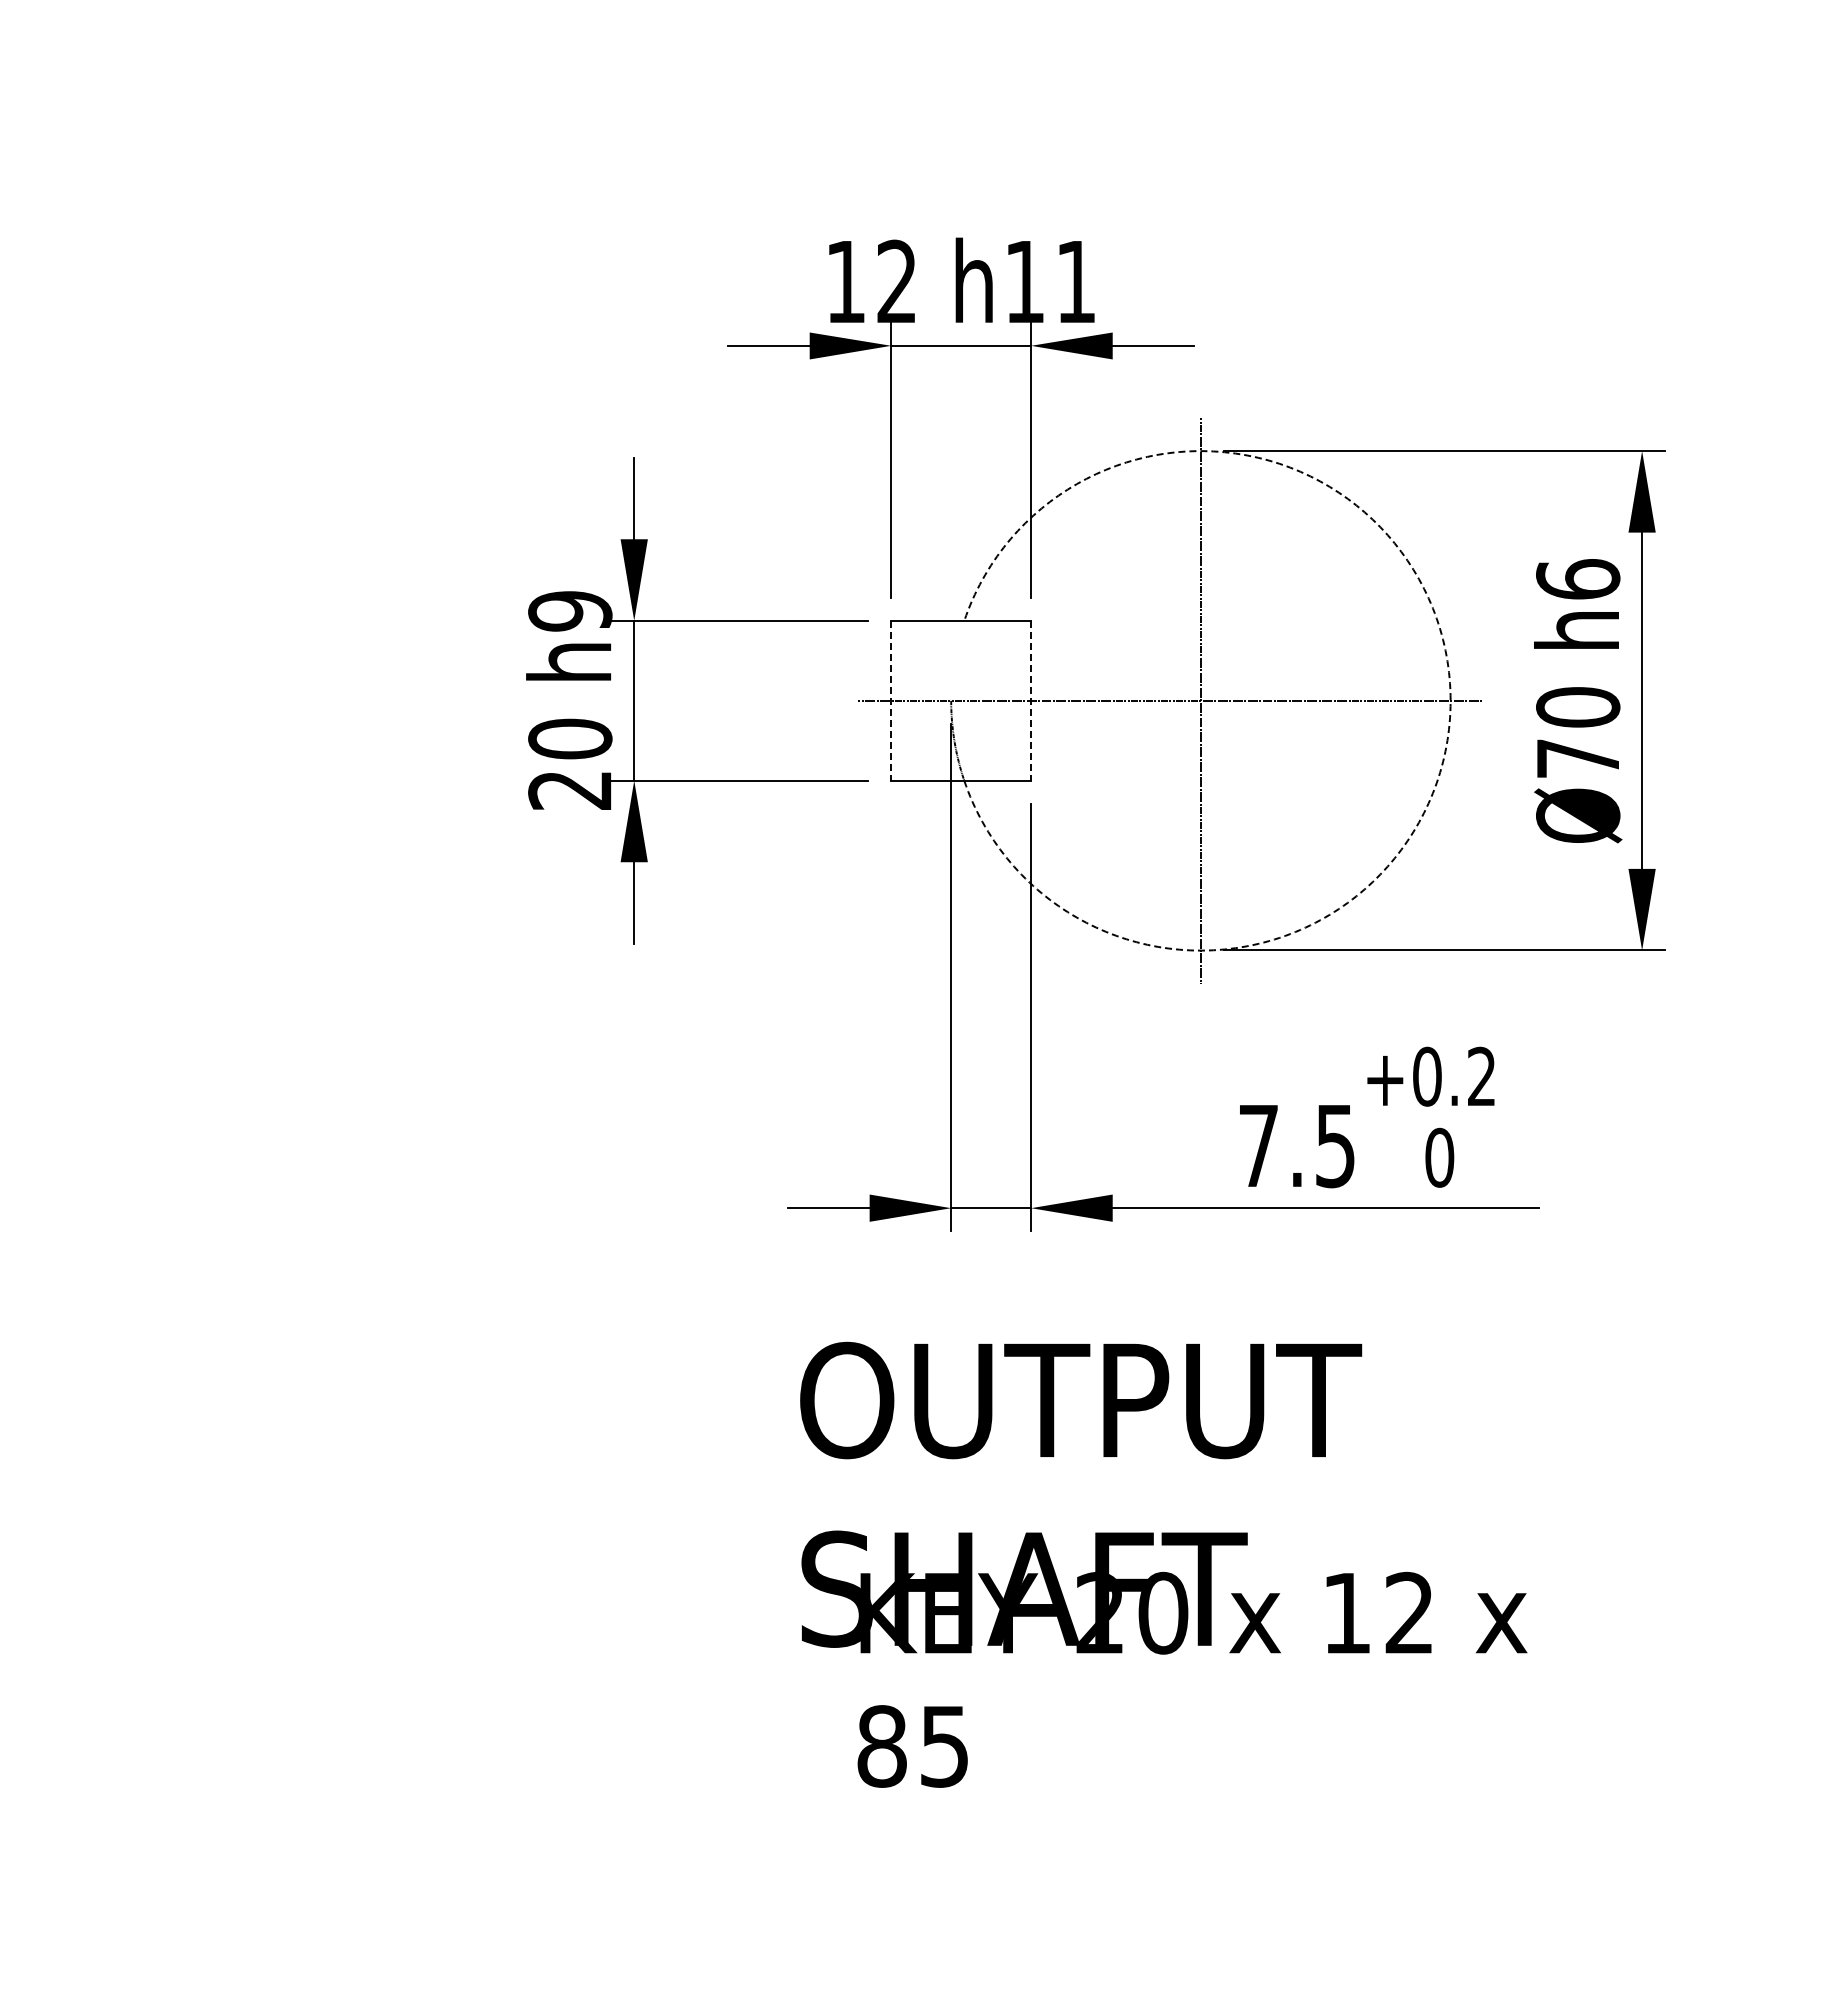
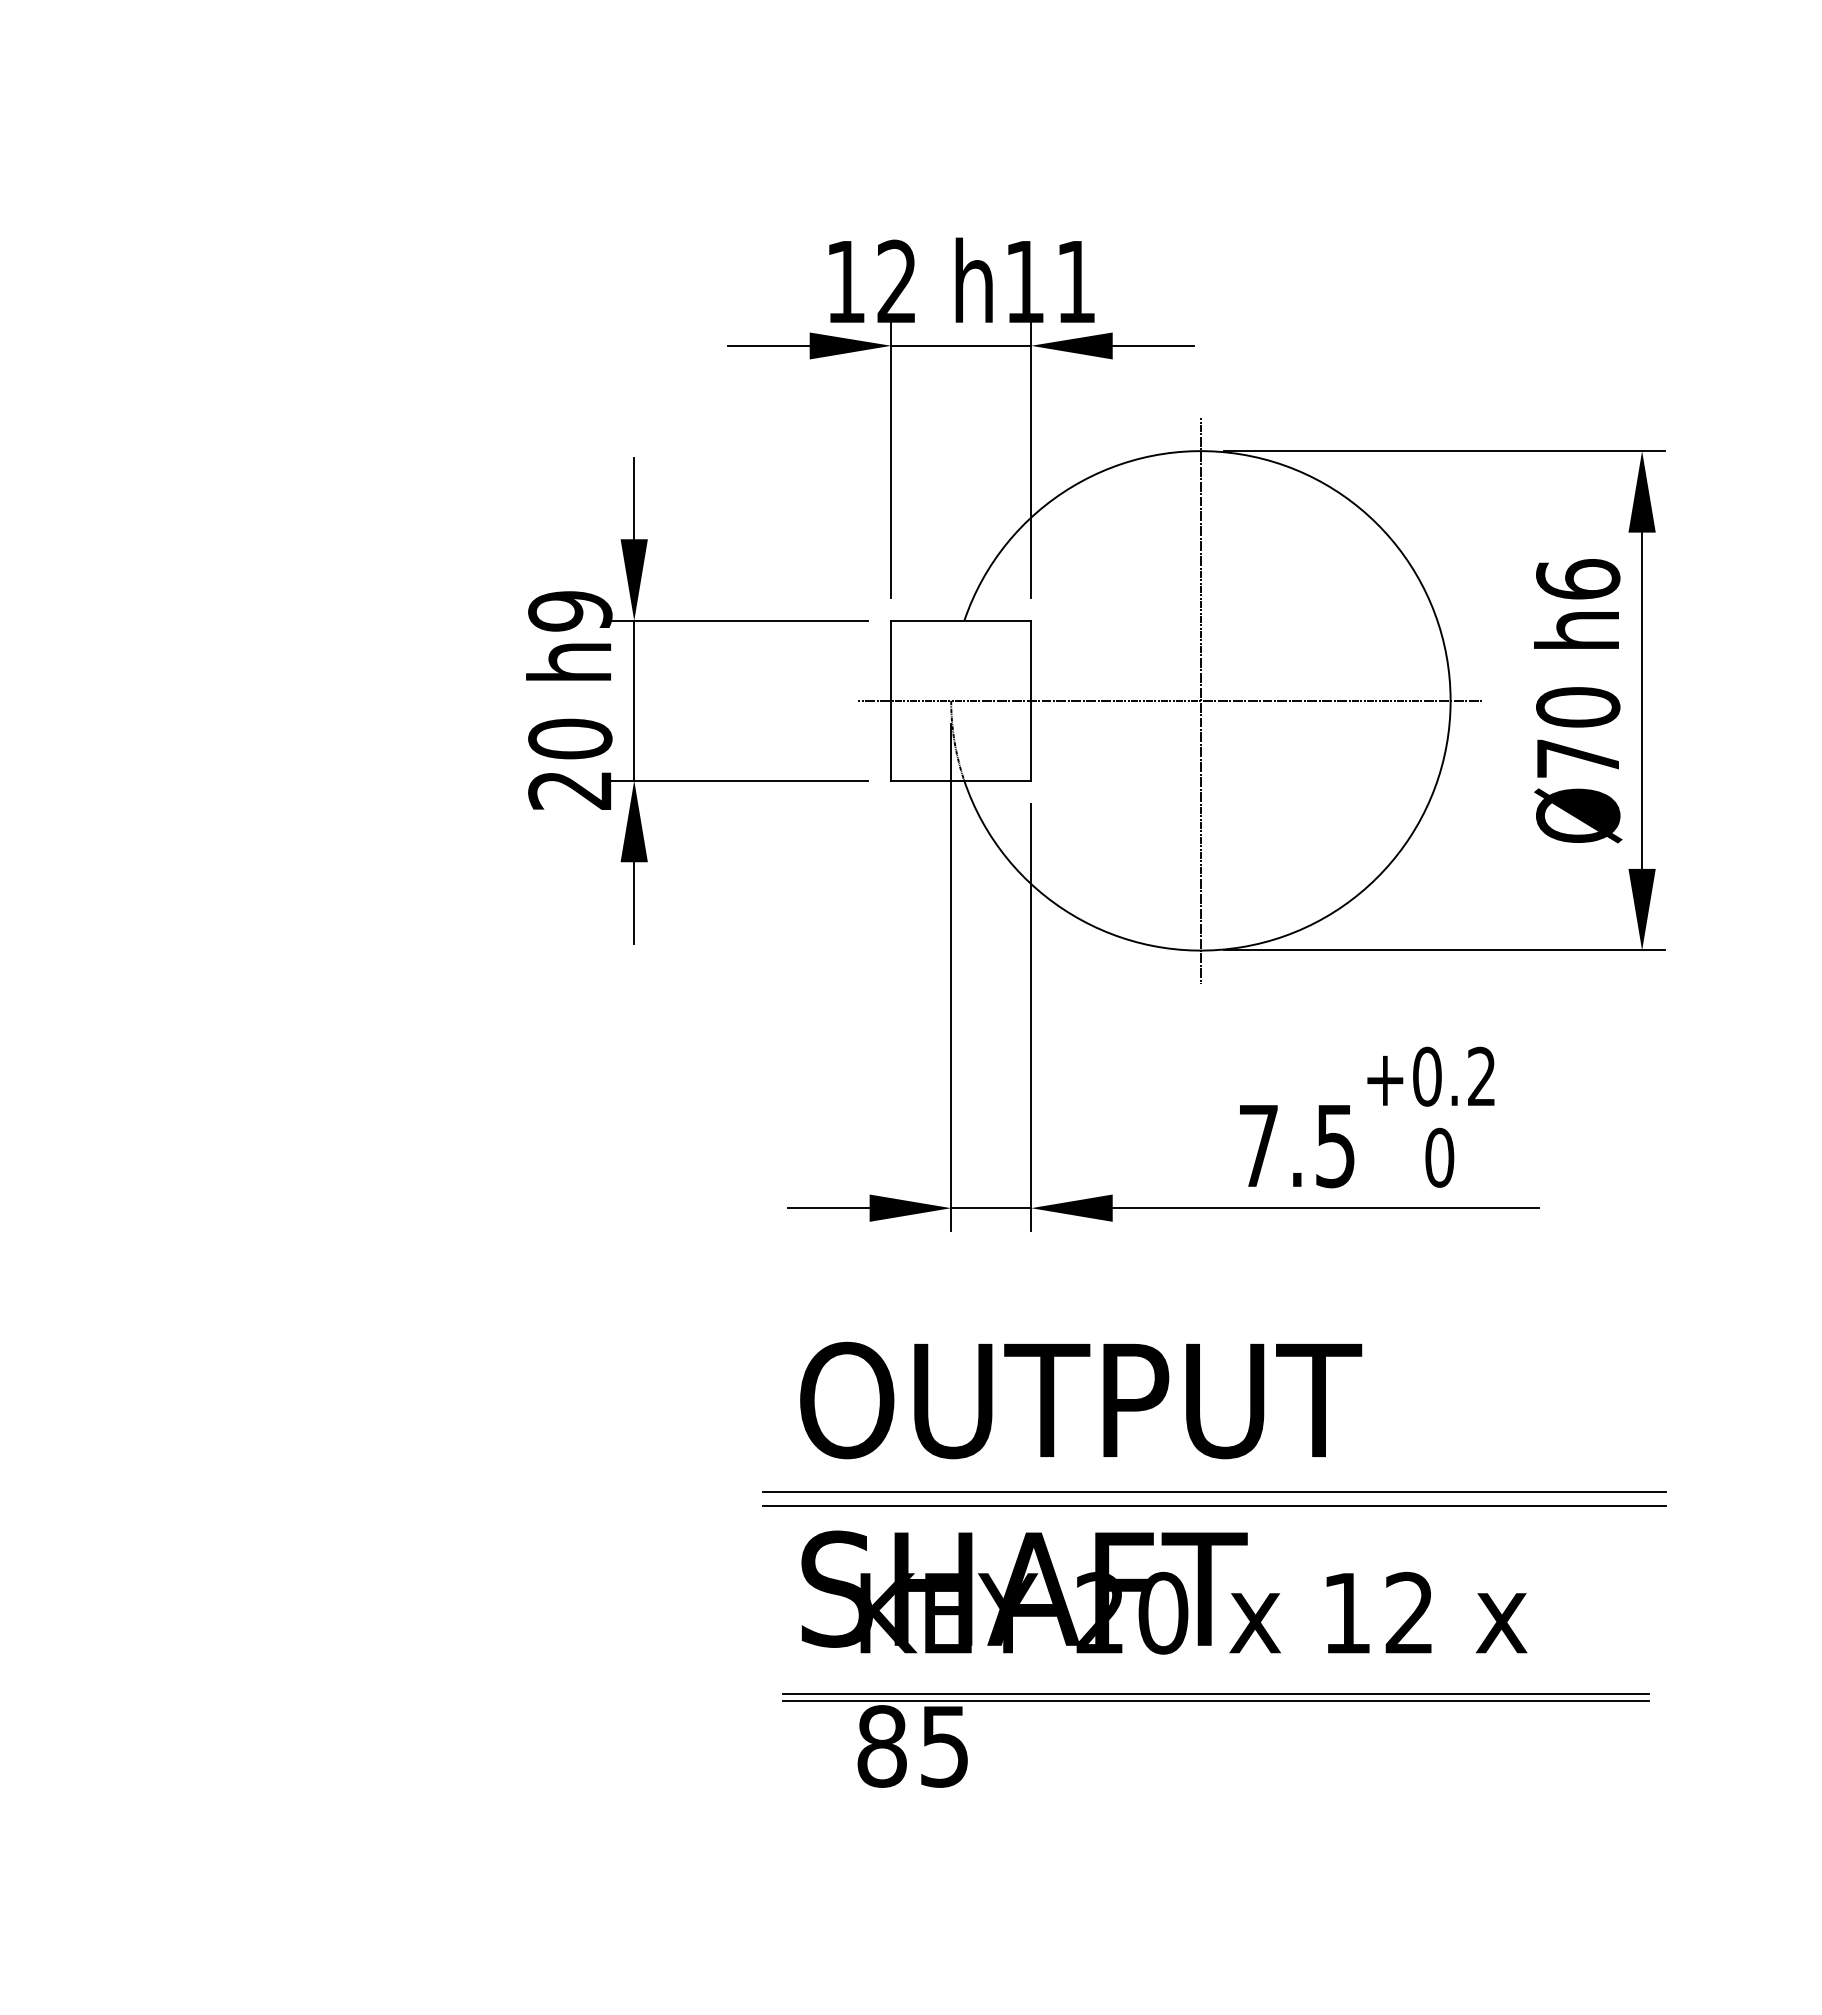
line: dashed -> solid (891, 700)
line: dashed -> solid (1031, 700)
arc: dashed -> solid (1450, 700)
line: none -> present (1214, 1492)
line: none -> present (1214, 1505)
line: none -> present (1215, 1694)
line: none -> present (1215, 1701)
